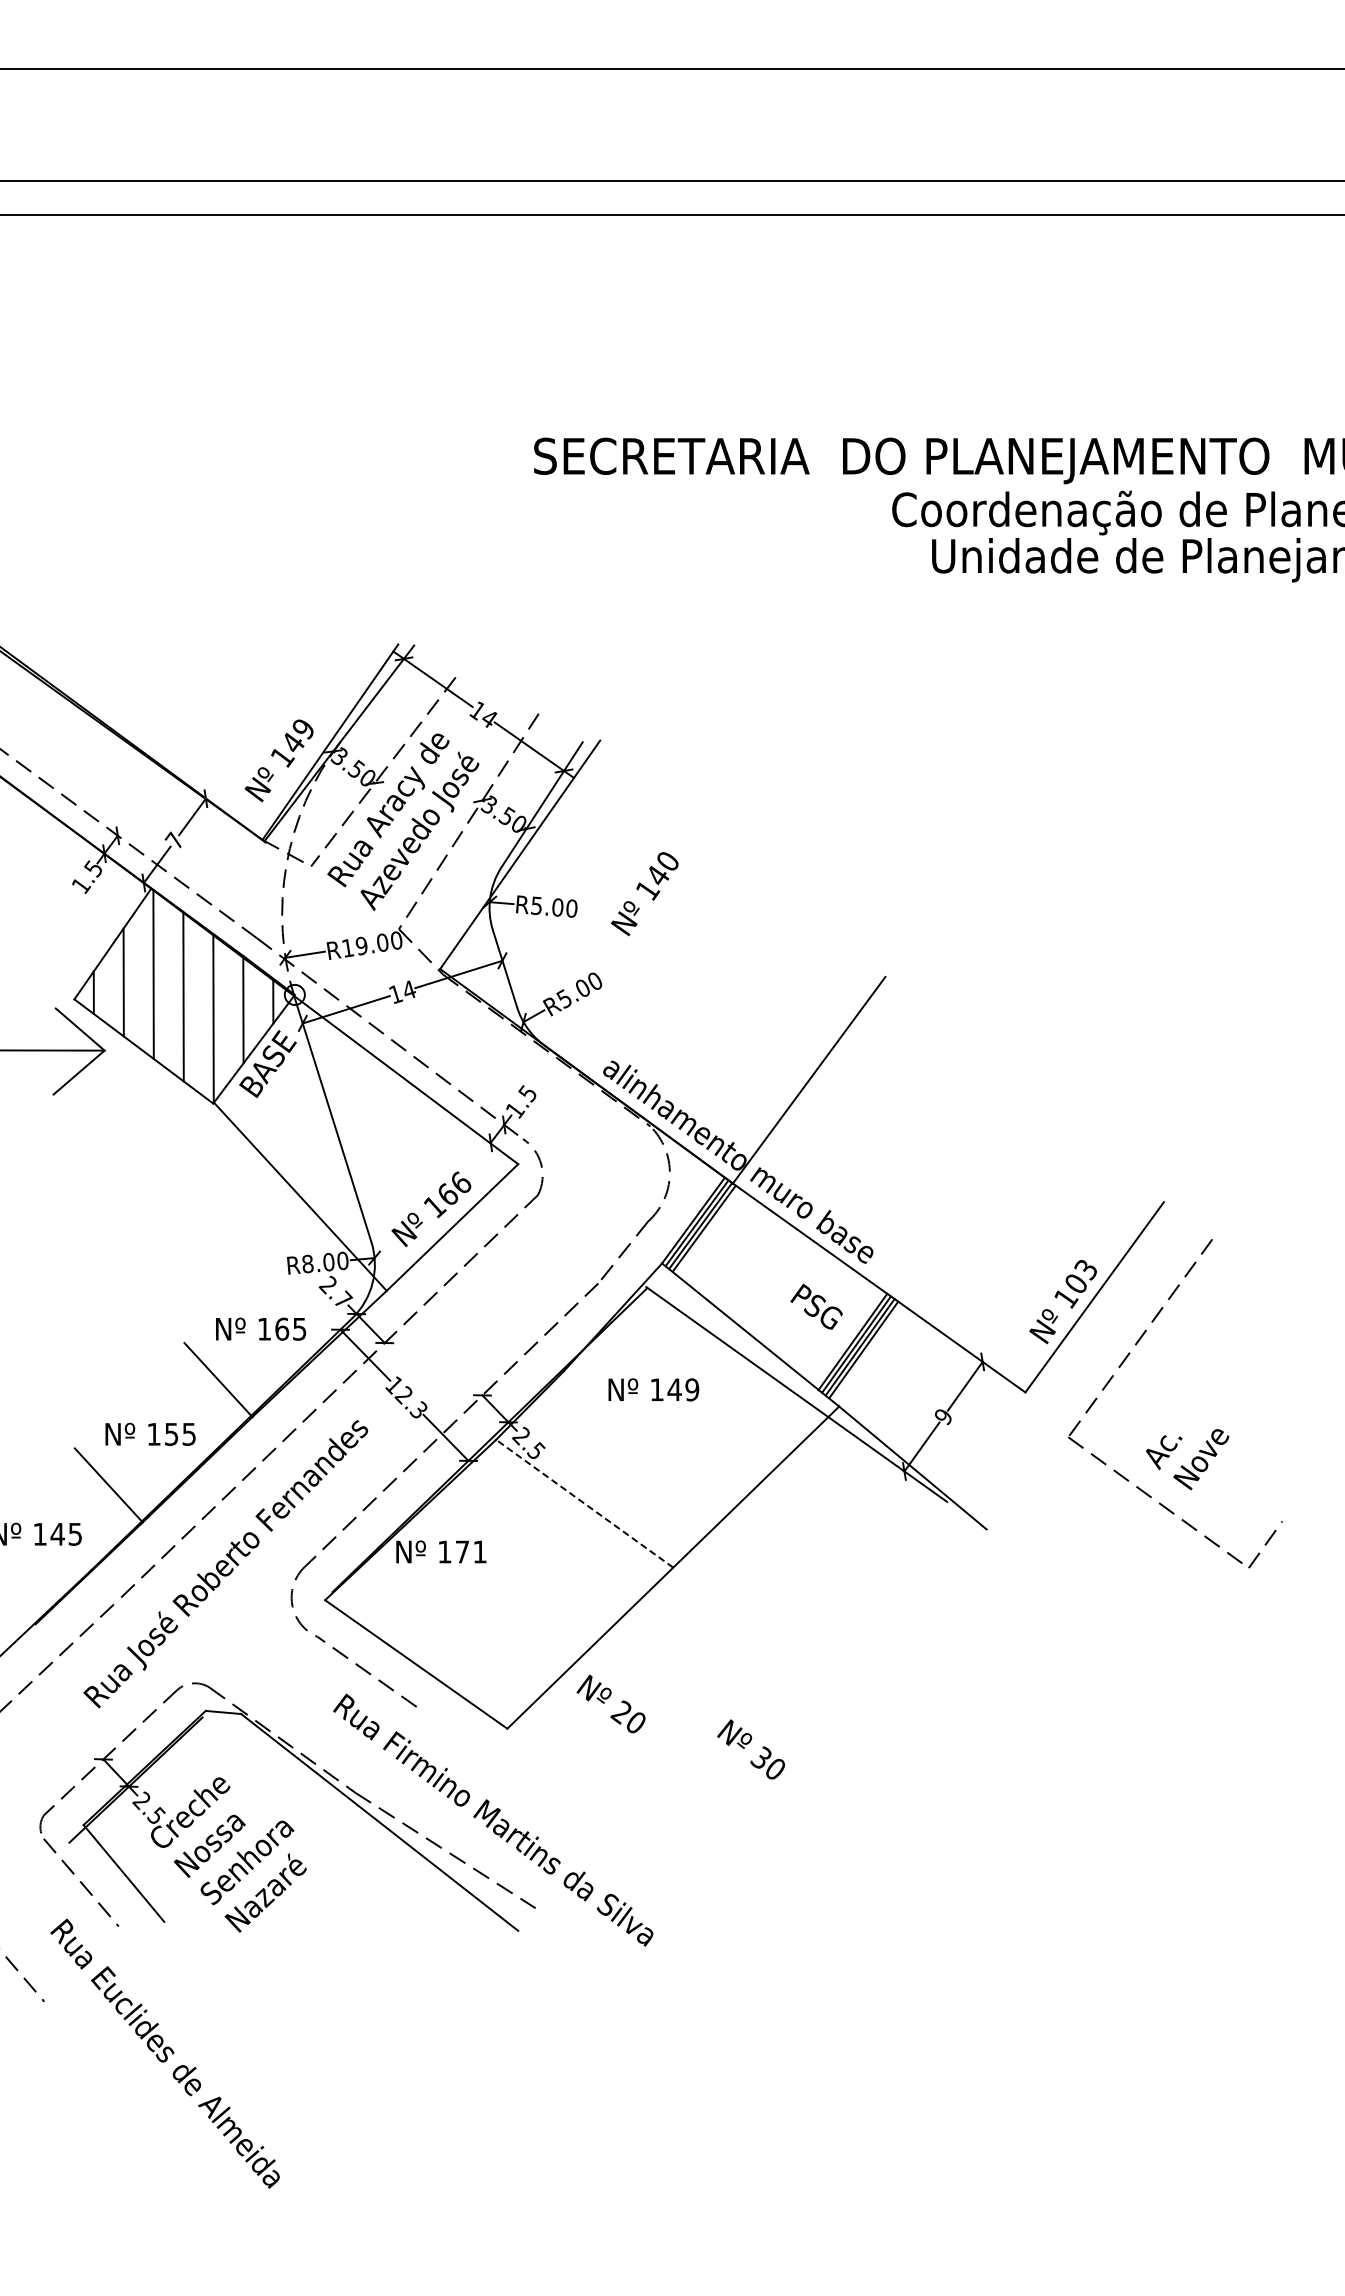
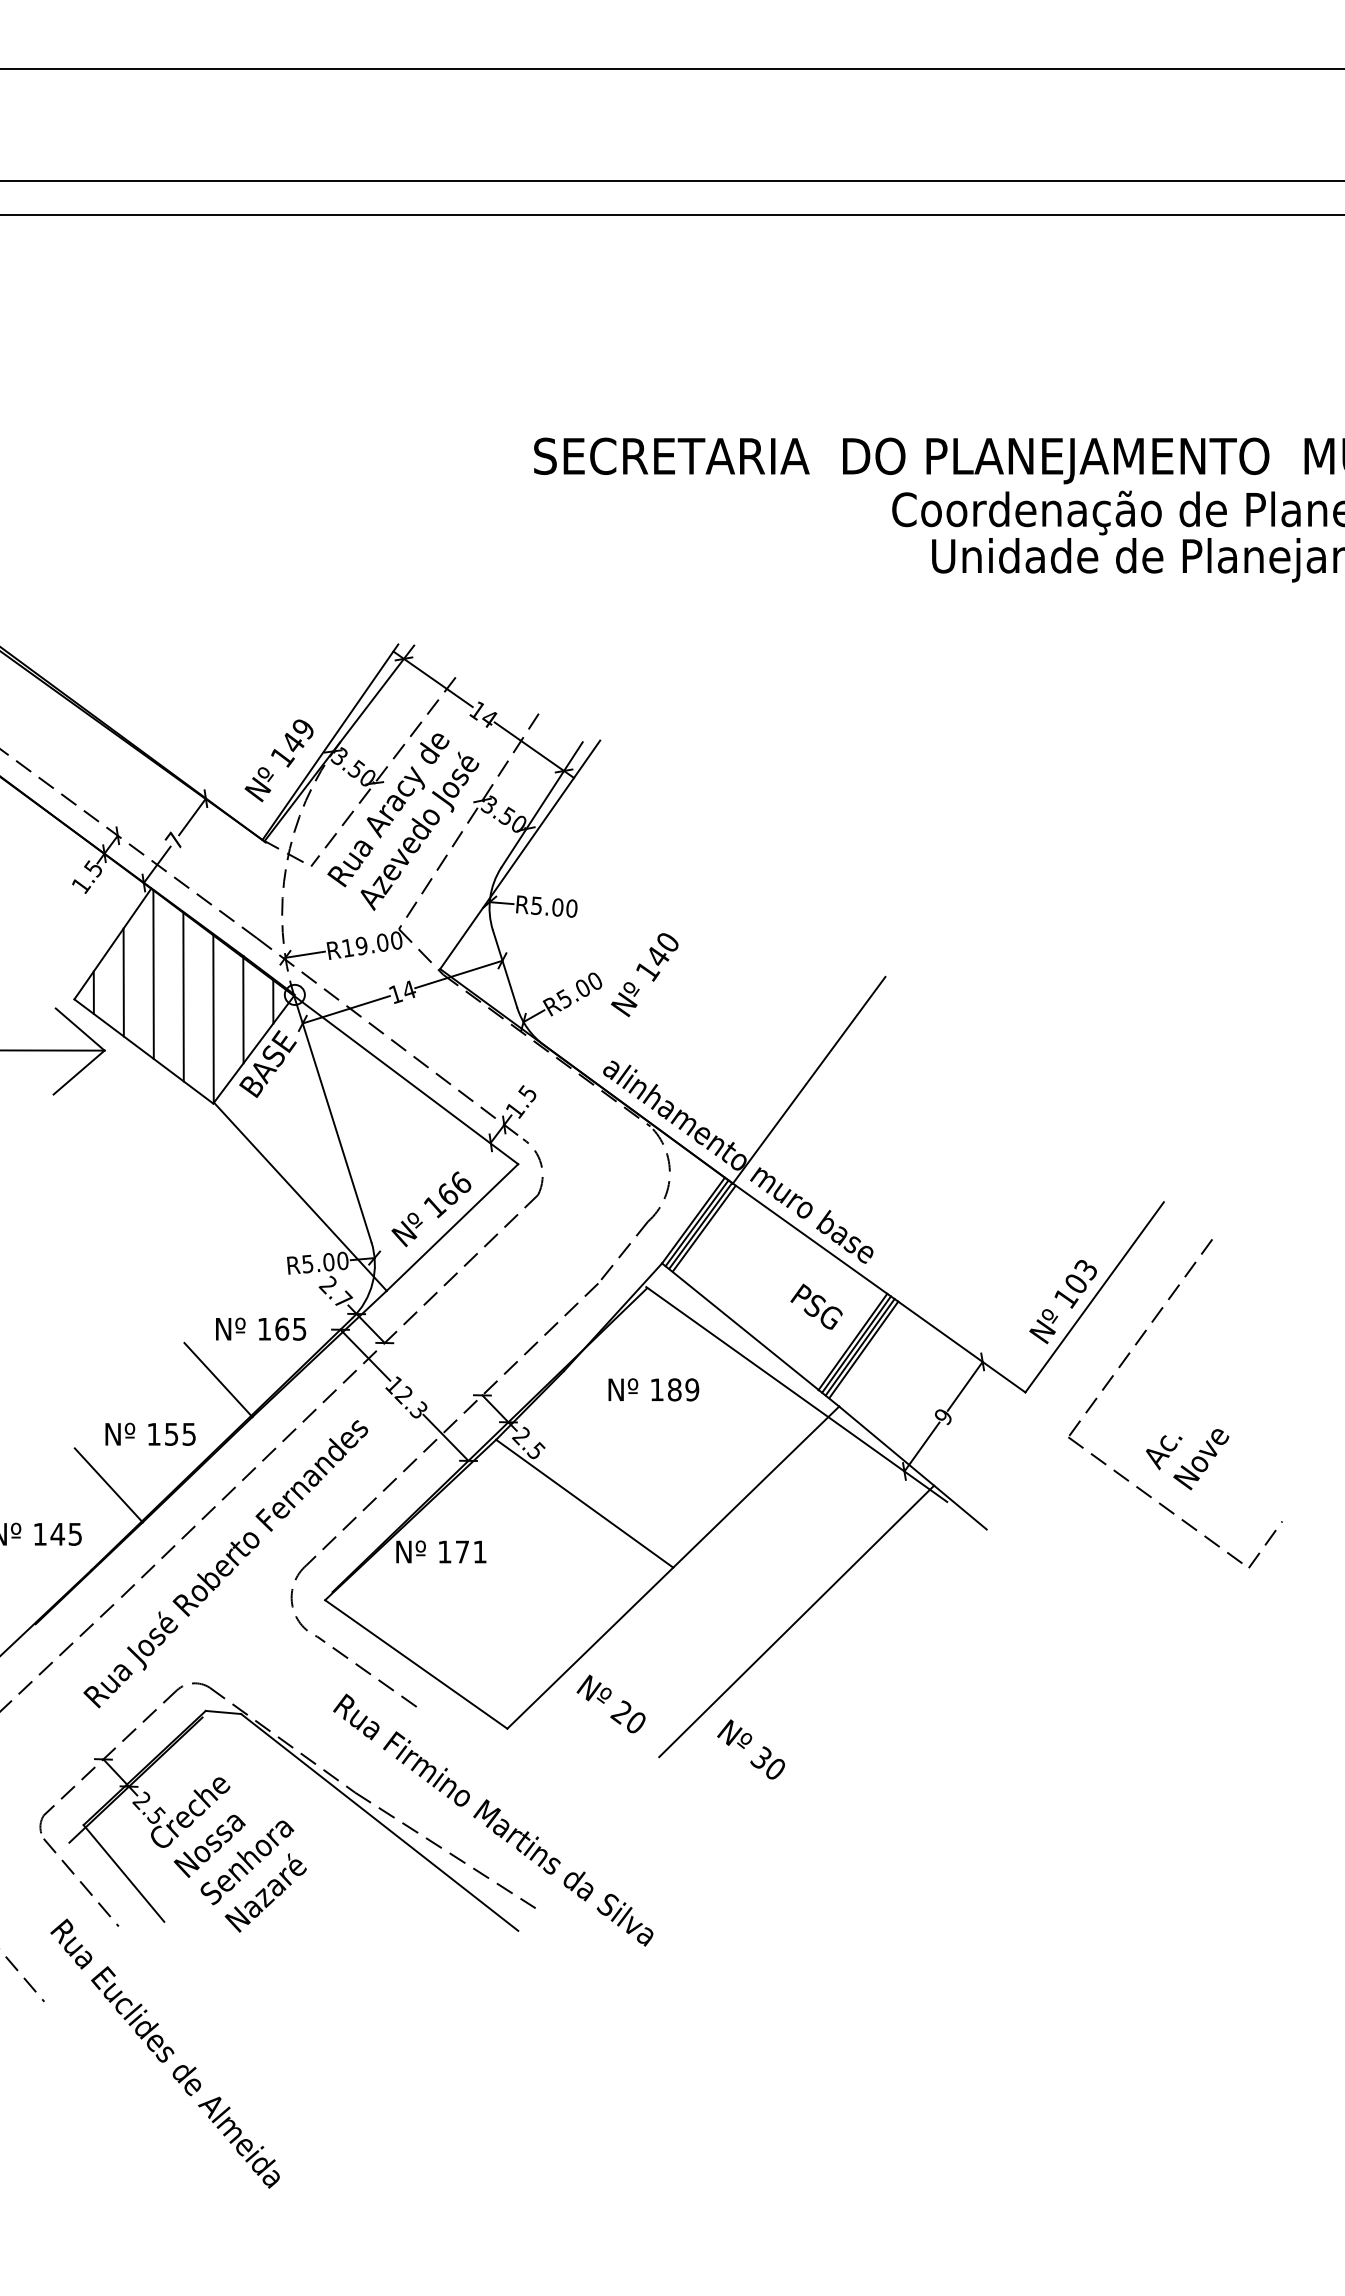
text position: (644, 894) -> (644, 975) (644, 975)
text: R8.00 -> R5.00 (307, 1263)
text: 149 -> 189 (674, 1389)
line: dashed -> solid (584, 1503)
line: none -> present (796, 1621)
